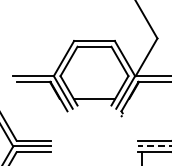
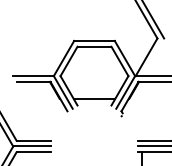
line: none -> present (153, 20)
line: dashed -> solid (154, 146)
